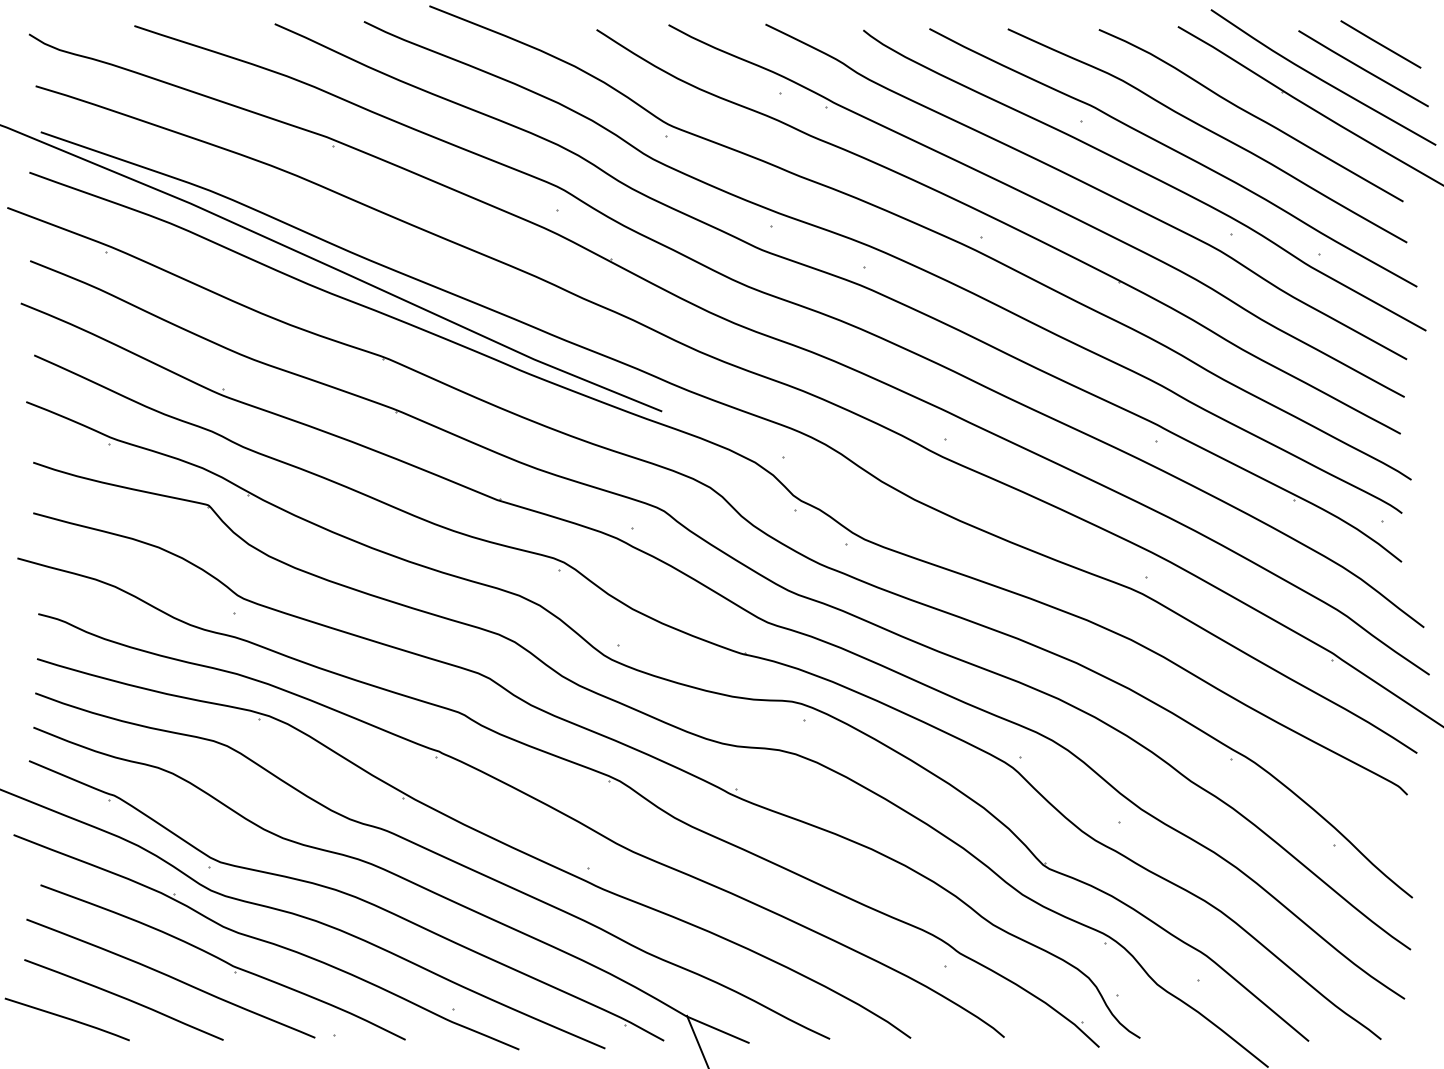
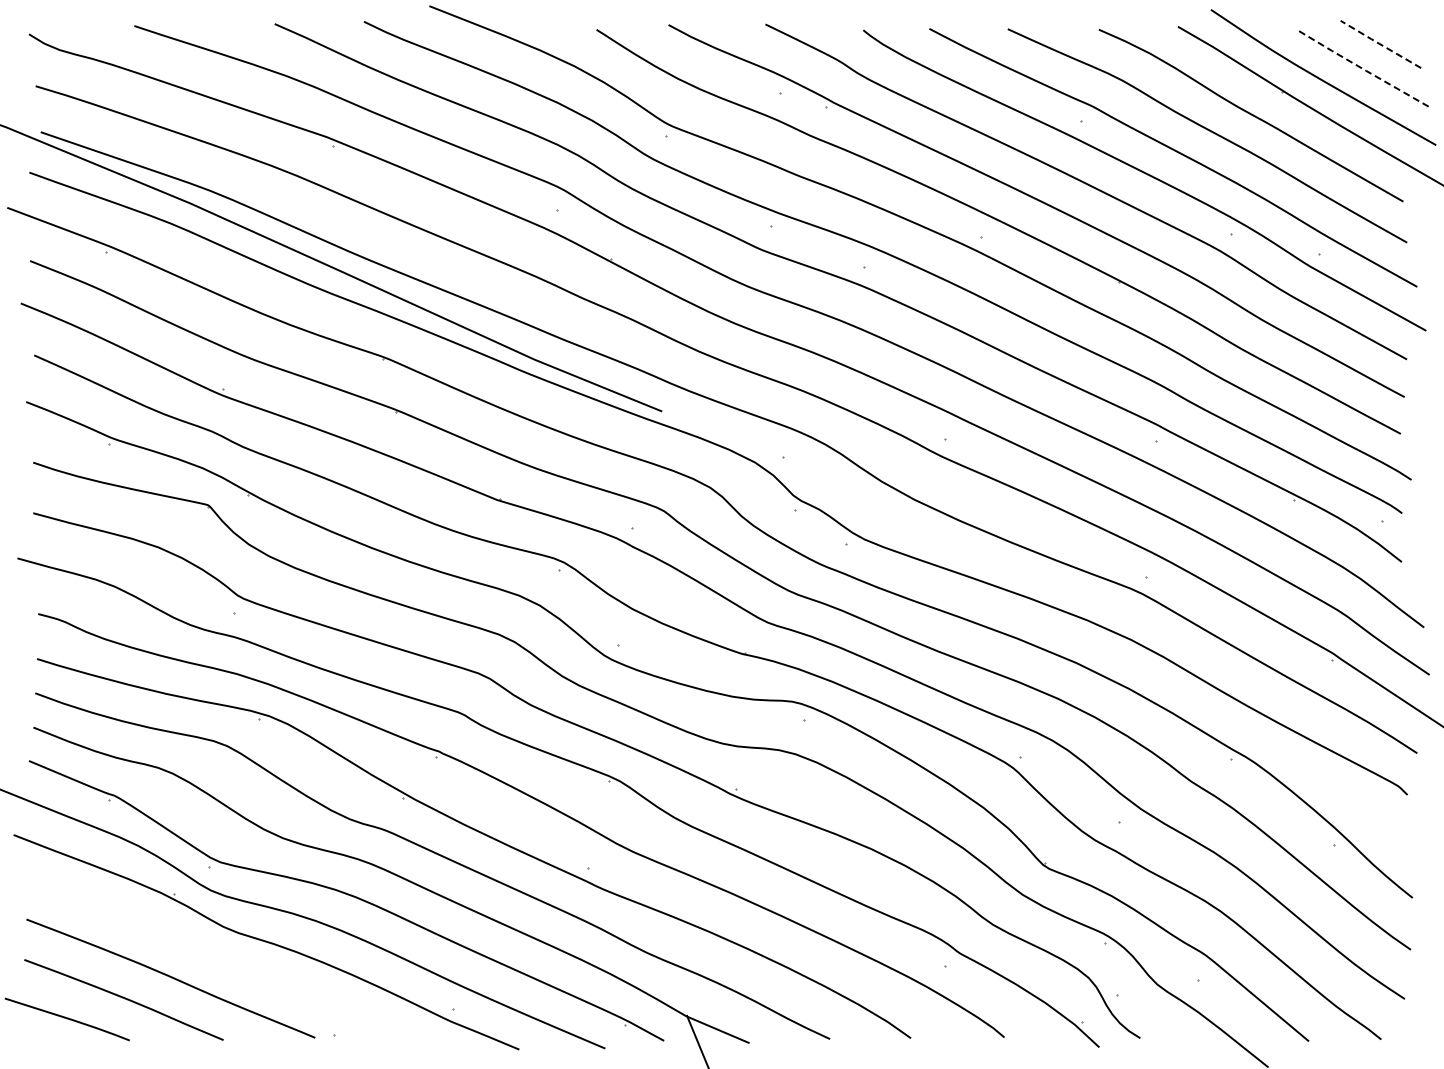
line: solid -> dashed (1379, 44)
line: solid -> dashed (1362, 68)
part: present -> none (222, 962)
